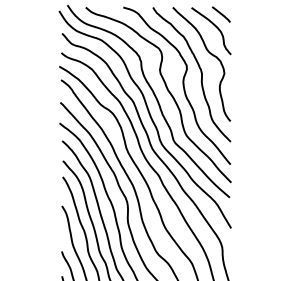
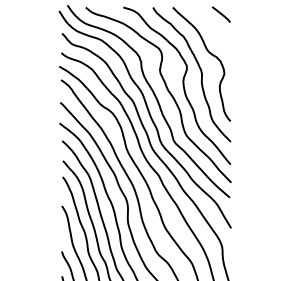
curve: present -> none (215, 27)
